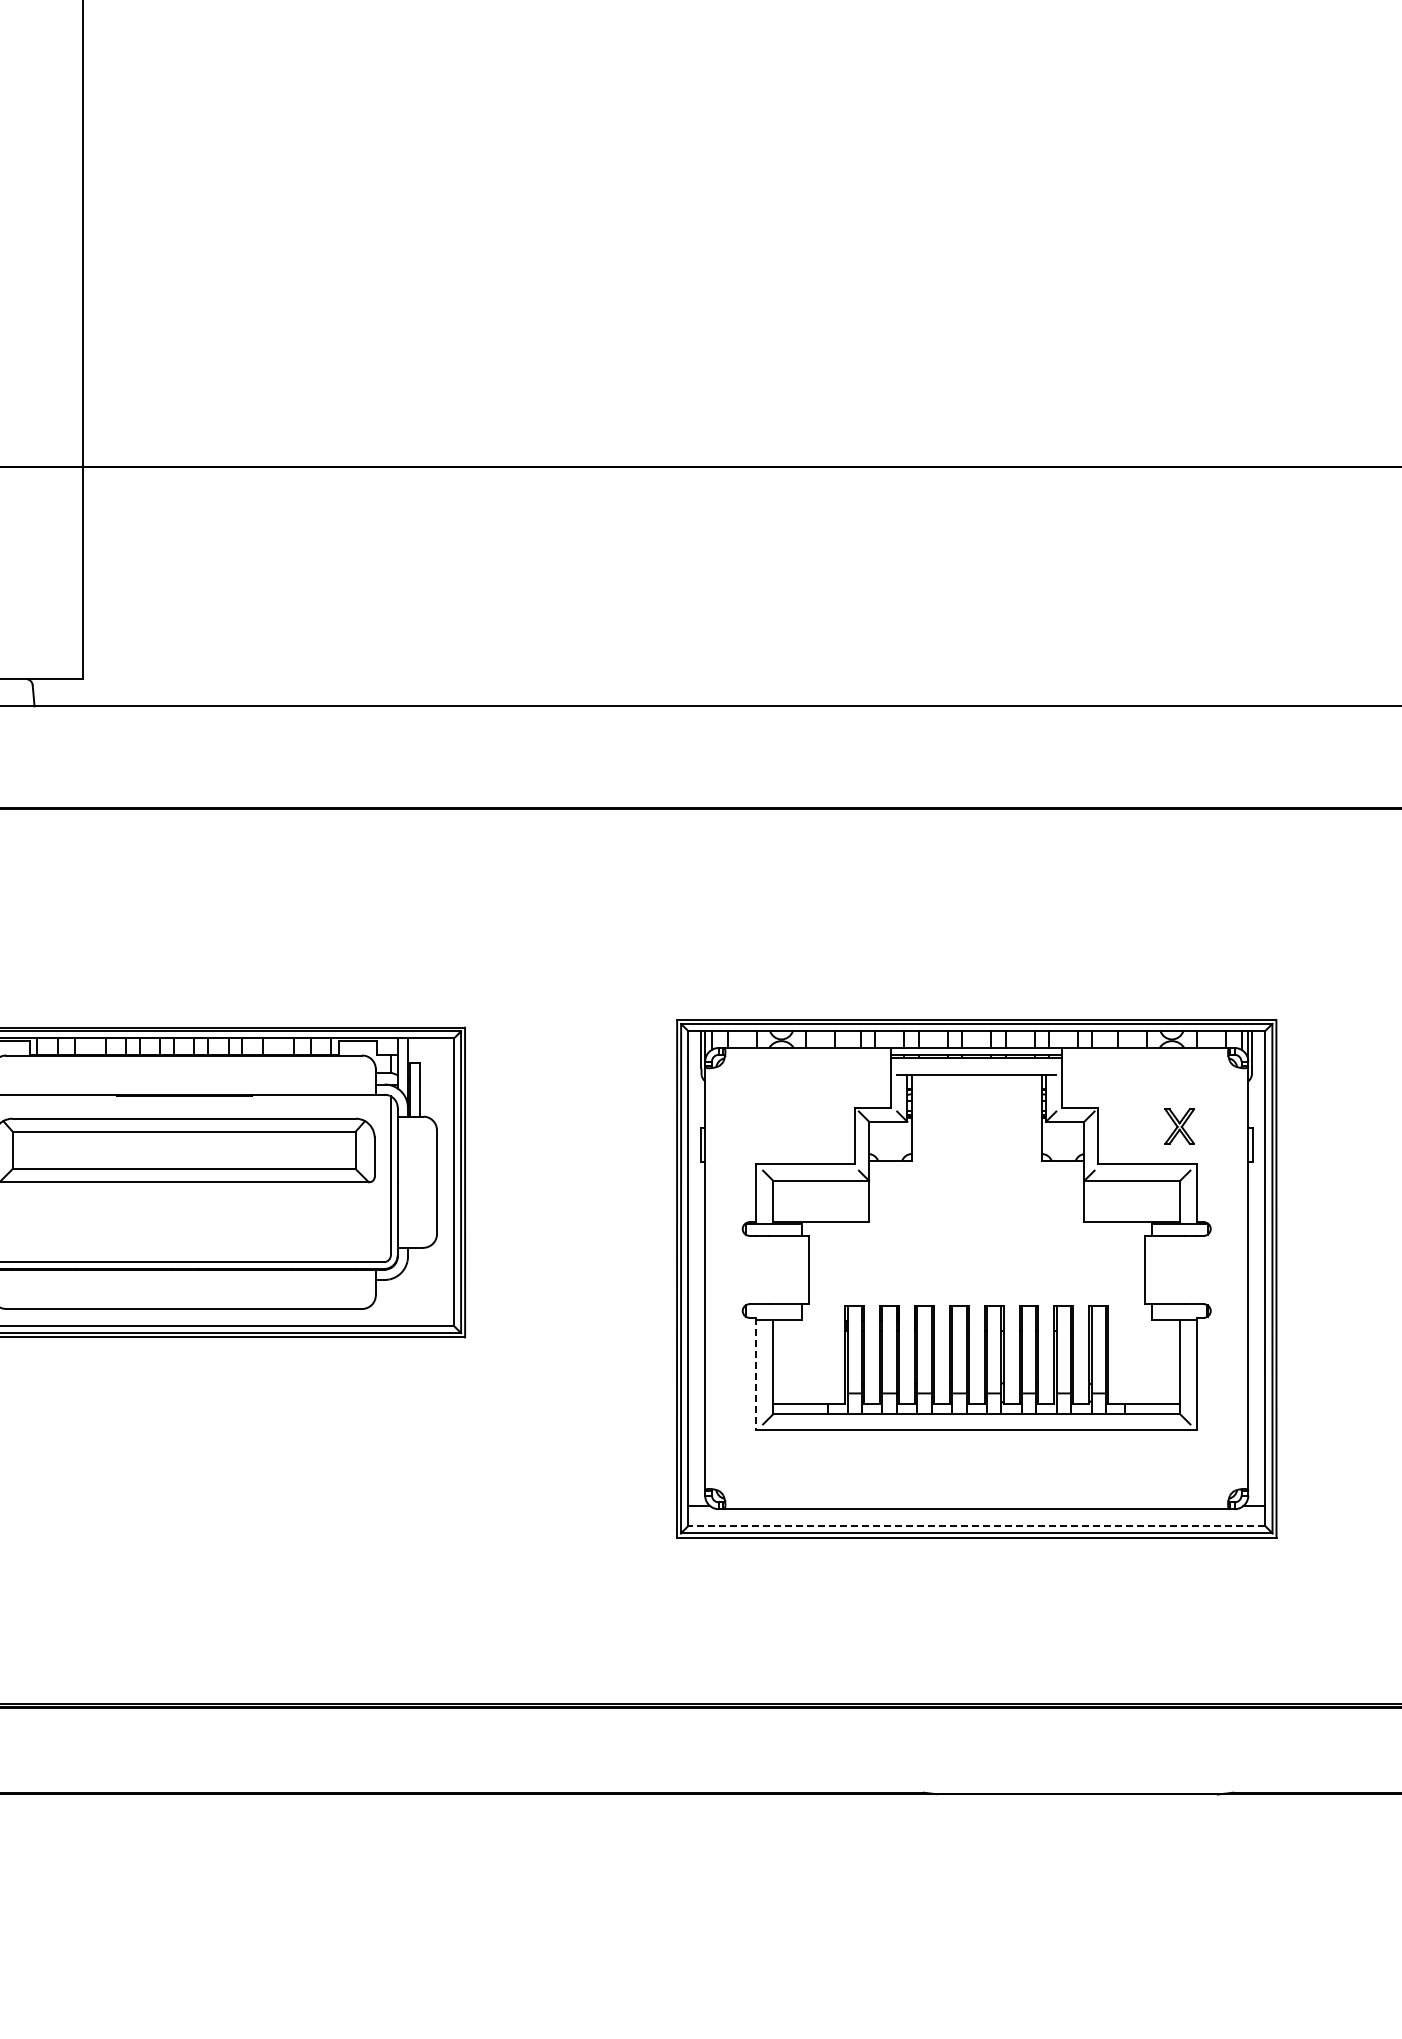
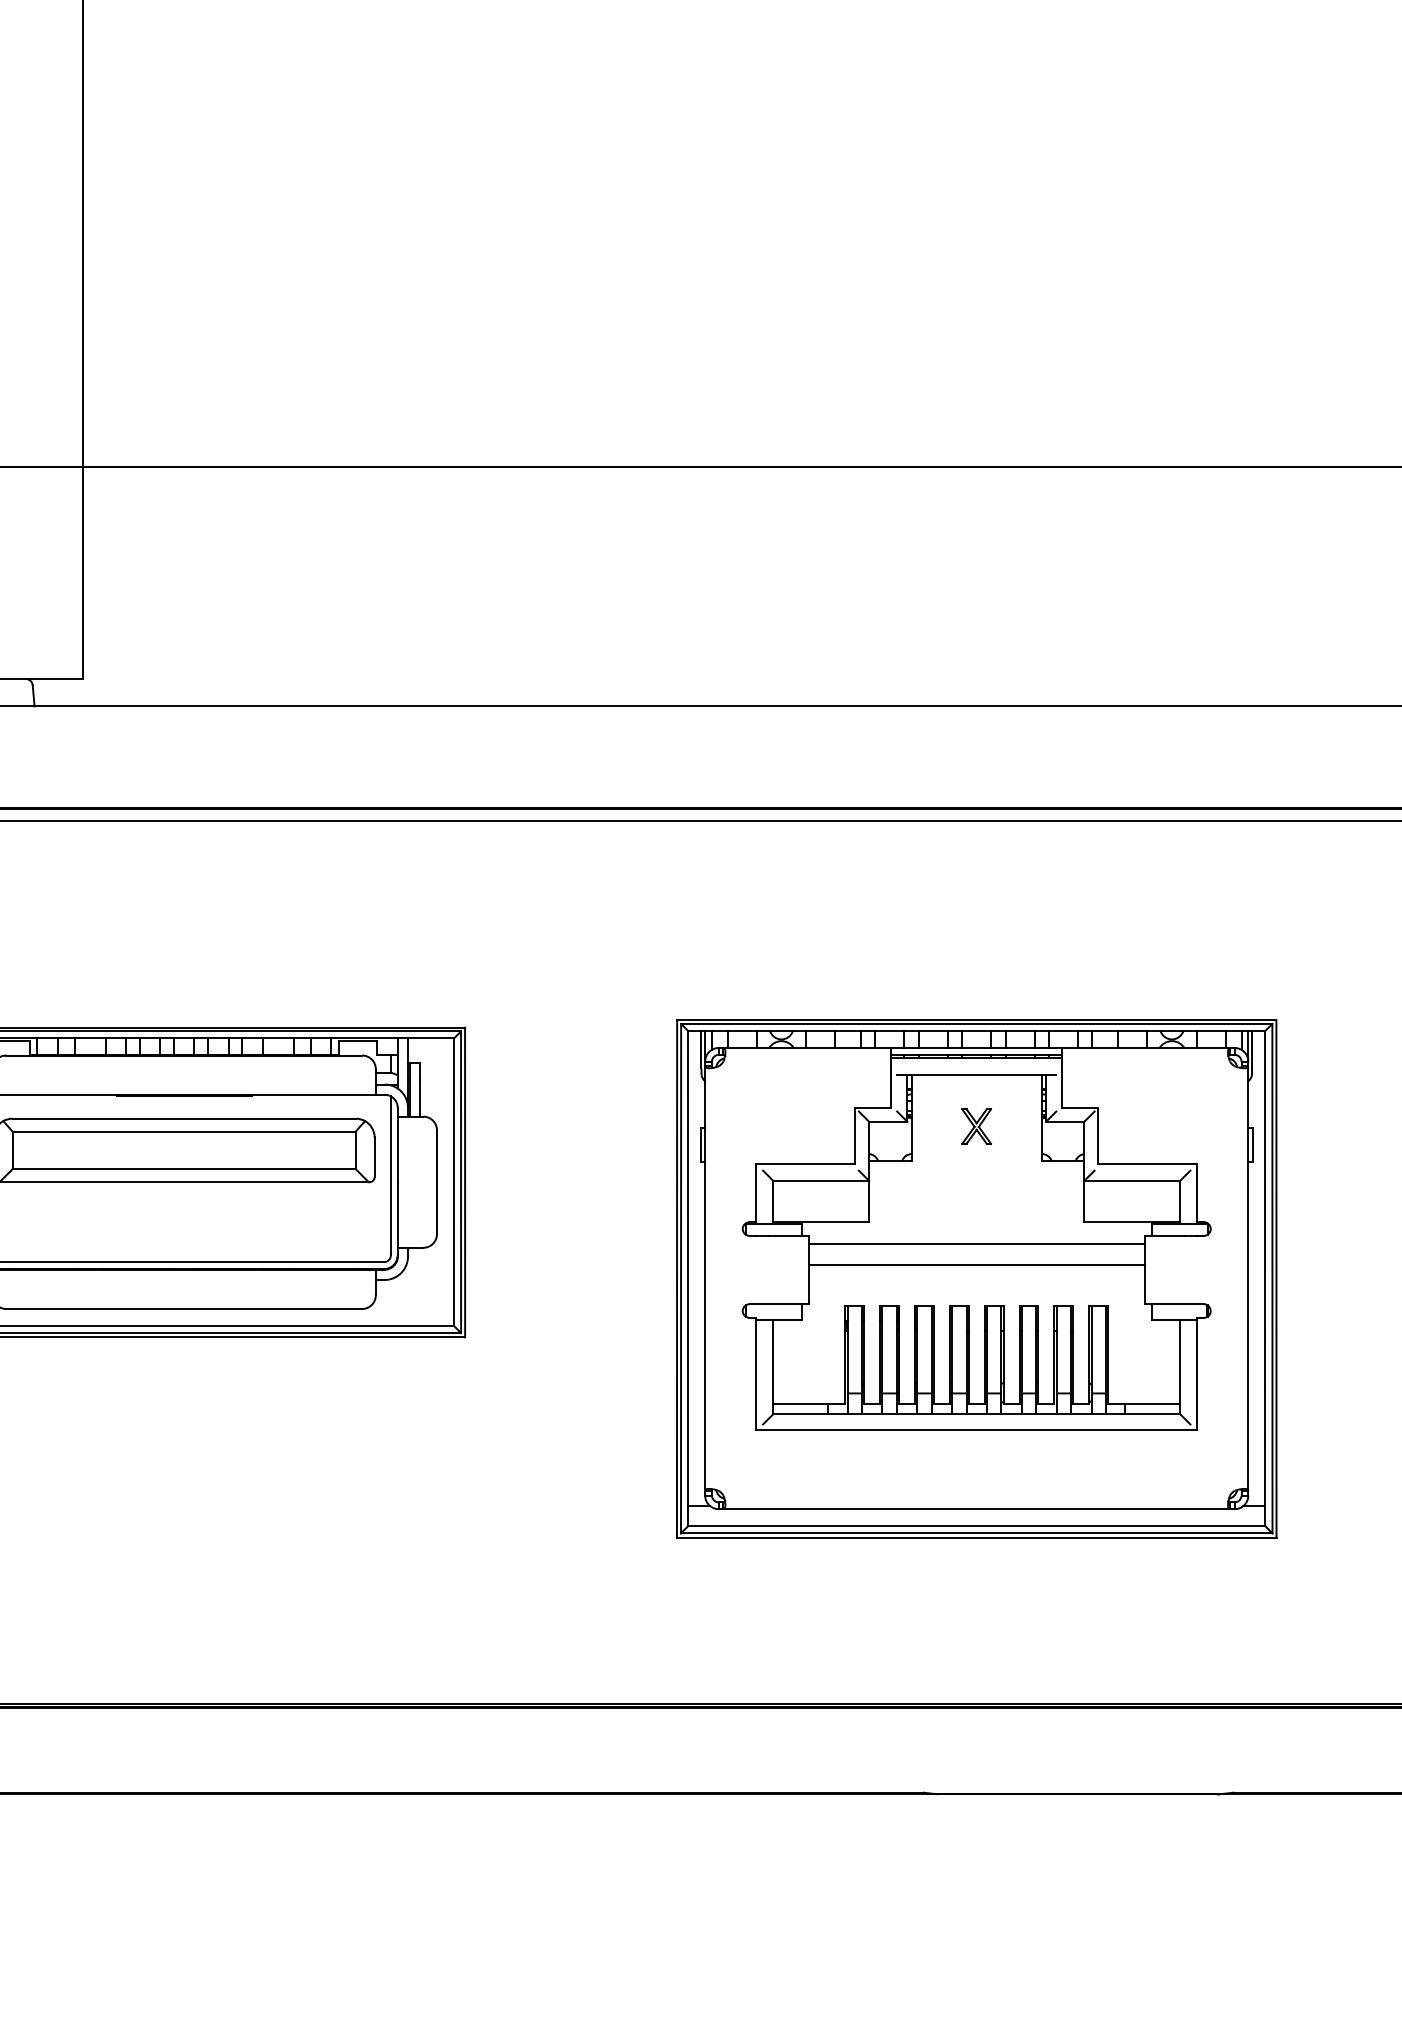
line: none -> present (700, 820)
part position: (1179, 1126) -> (976, 1126) (976, 1126)
line: none -> present (976, 1244)
line: none -> present (976, 1264)
line: dashed -> solid (756, 1373)
line: dashed -> solid (976, 1526)
